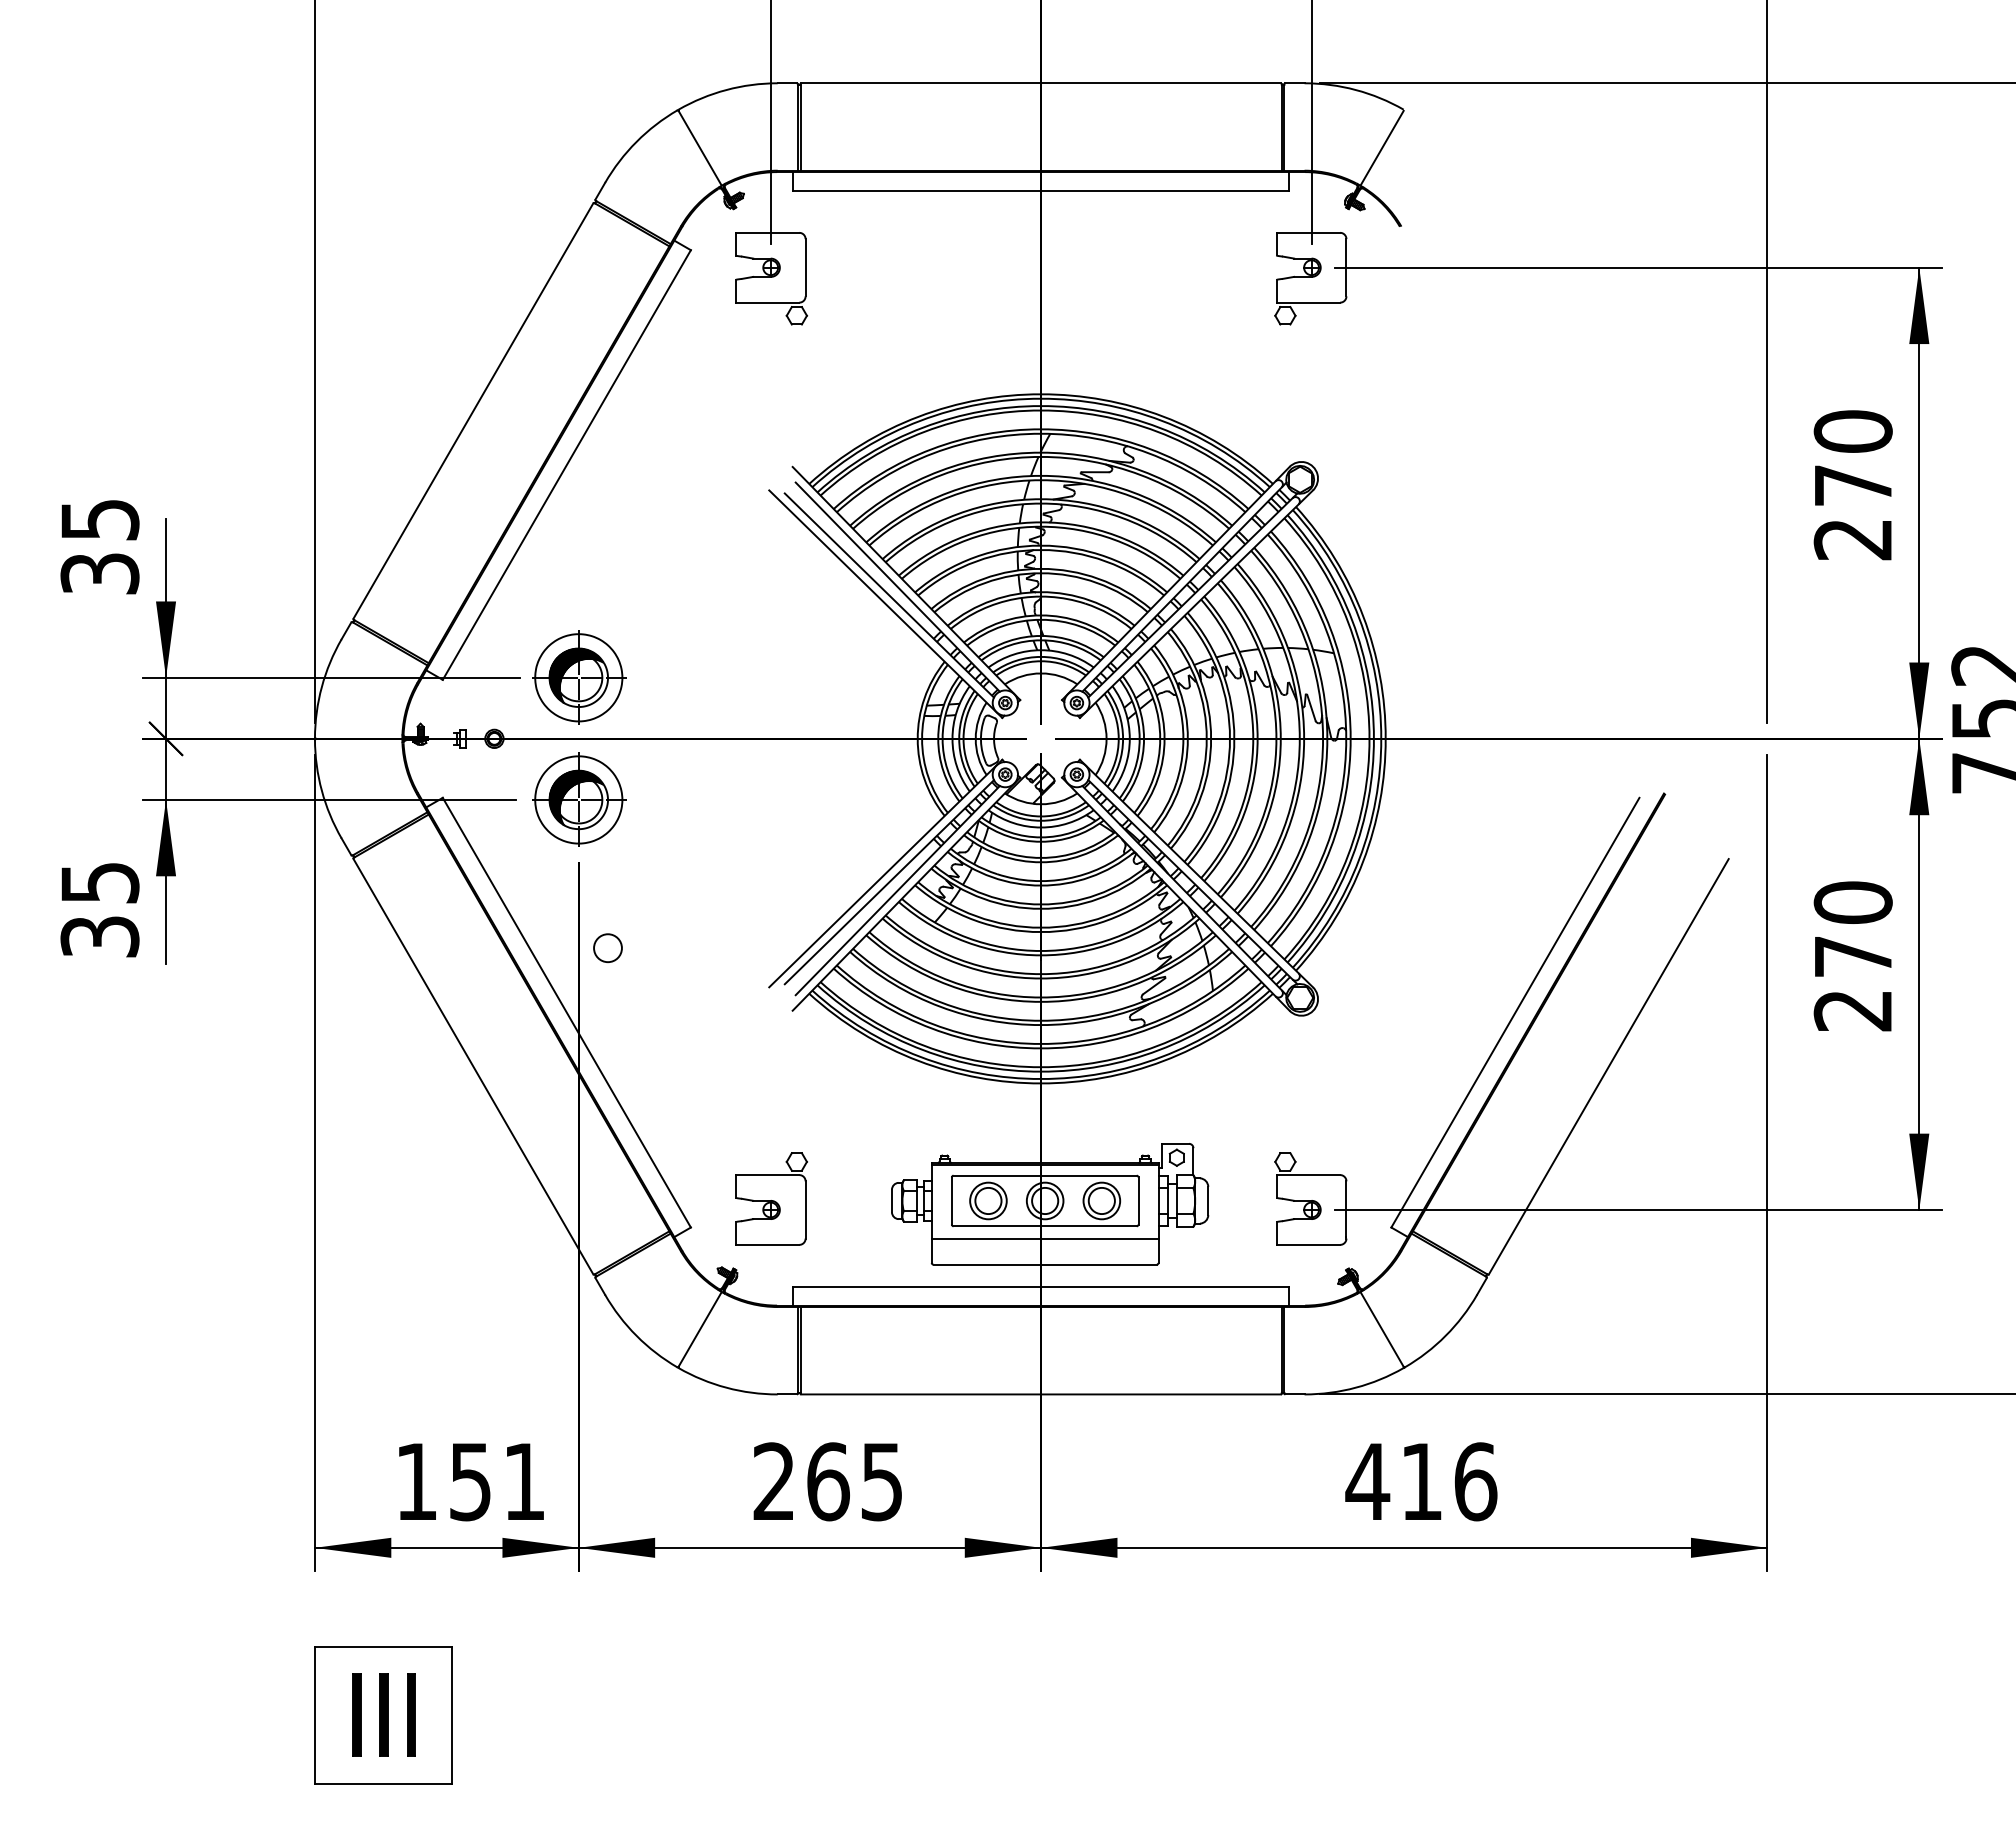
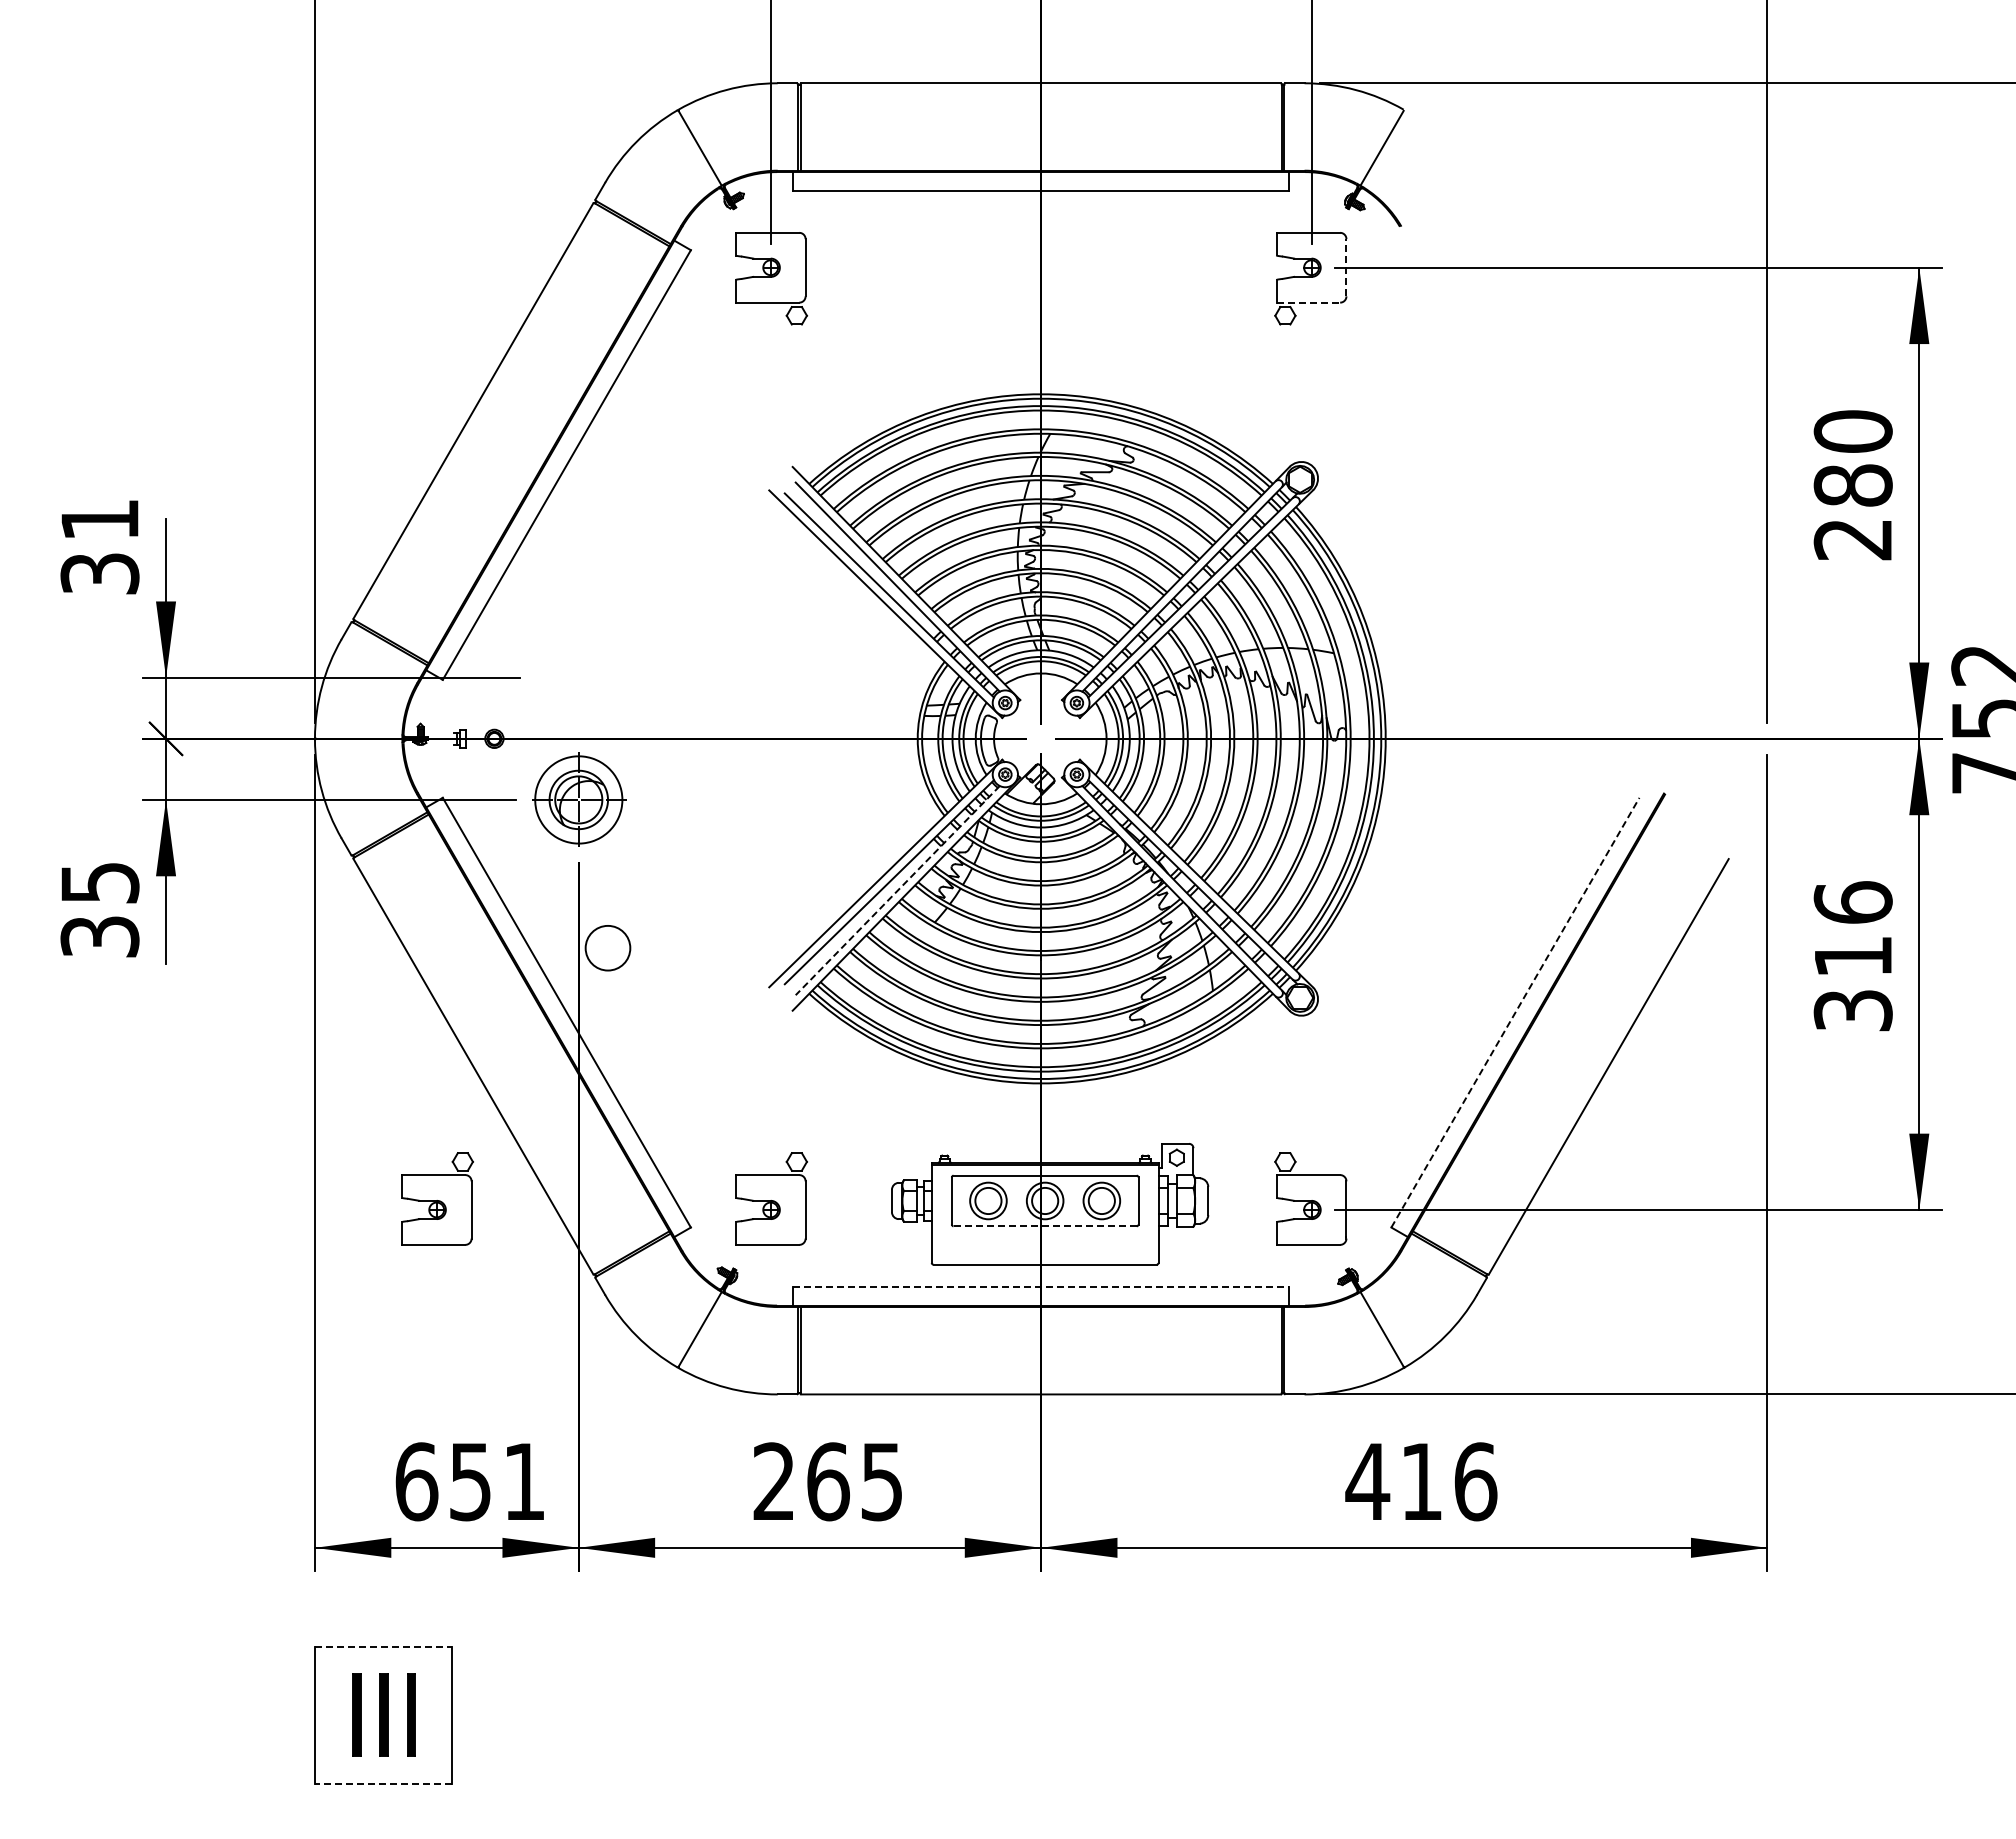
line: solid -> dashed (1346, 267)
line: solid -> dashed (1308, 302)
text: 270 -> 280 (1852, 485)
text: 35 -> 31 (100, 520)
part: present -> none (579, 677)
hatch: present -> none (576, 797)
line: solid -> dashed (897, 890)
circle diameter: 28 px -> 45 px (607, 947)
text: 270 -> 316 (1852, 956)
line: solid -> dashed (1515, 1012)
part: none -> present (437, 1198)
line: solid -> dashed (1045, 1226)
line: present -> none (1044, 1238)
line: solid -> dashed (1041, 1286)
text: 151 -> 651 (416, 1481)
line: solid -> dashed (383, 1646)
line: solid -> dashed (383, 1784)
